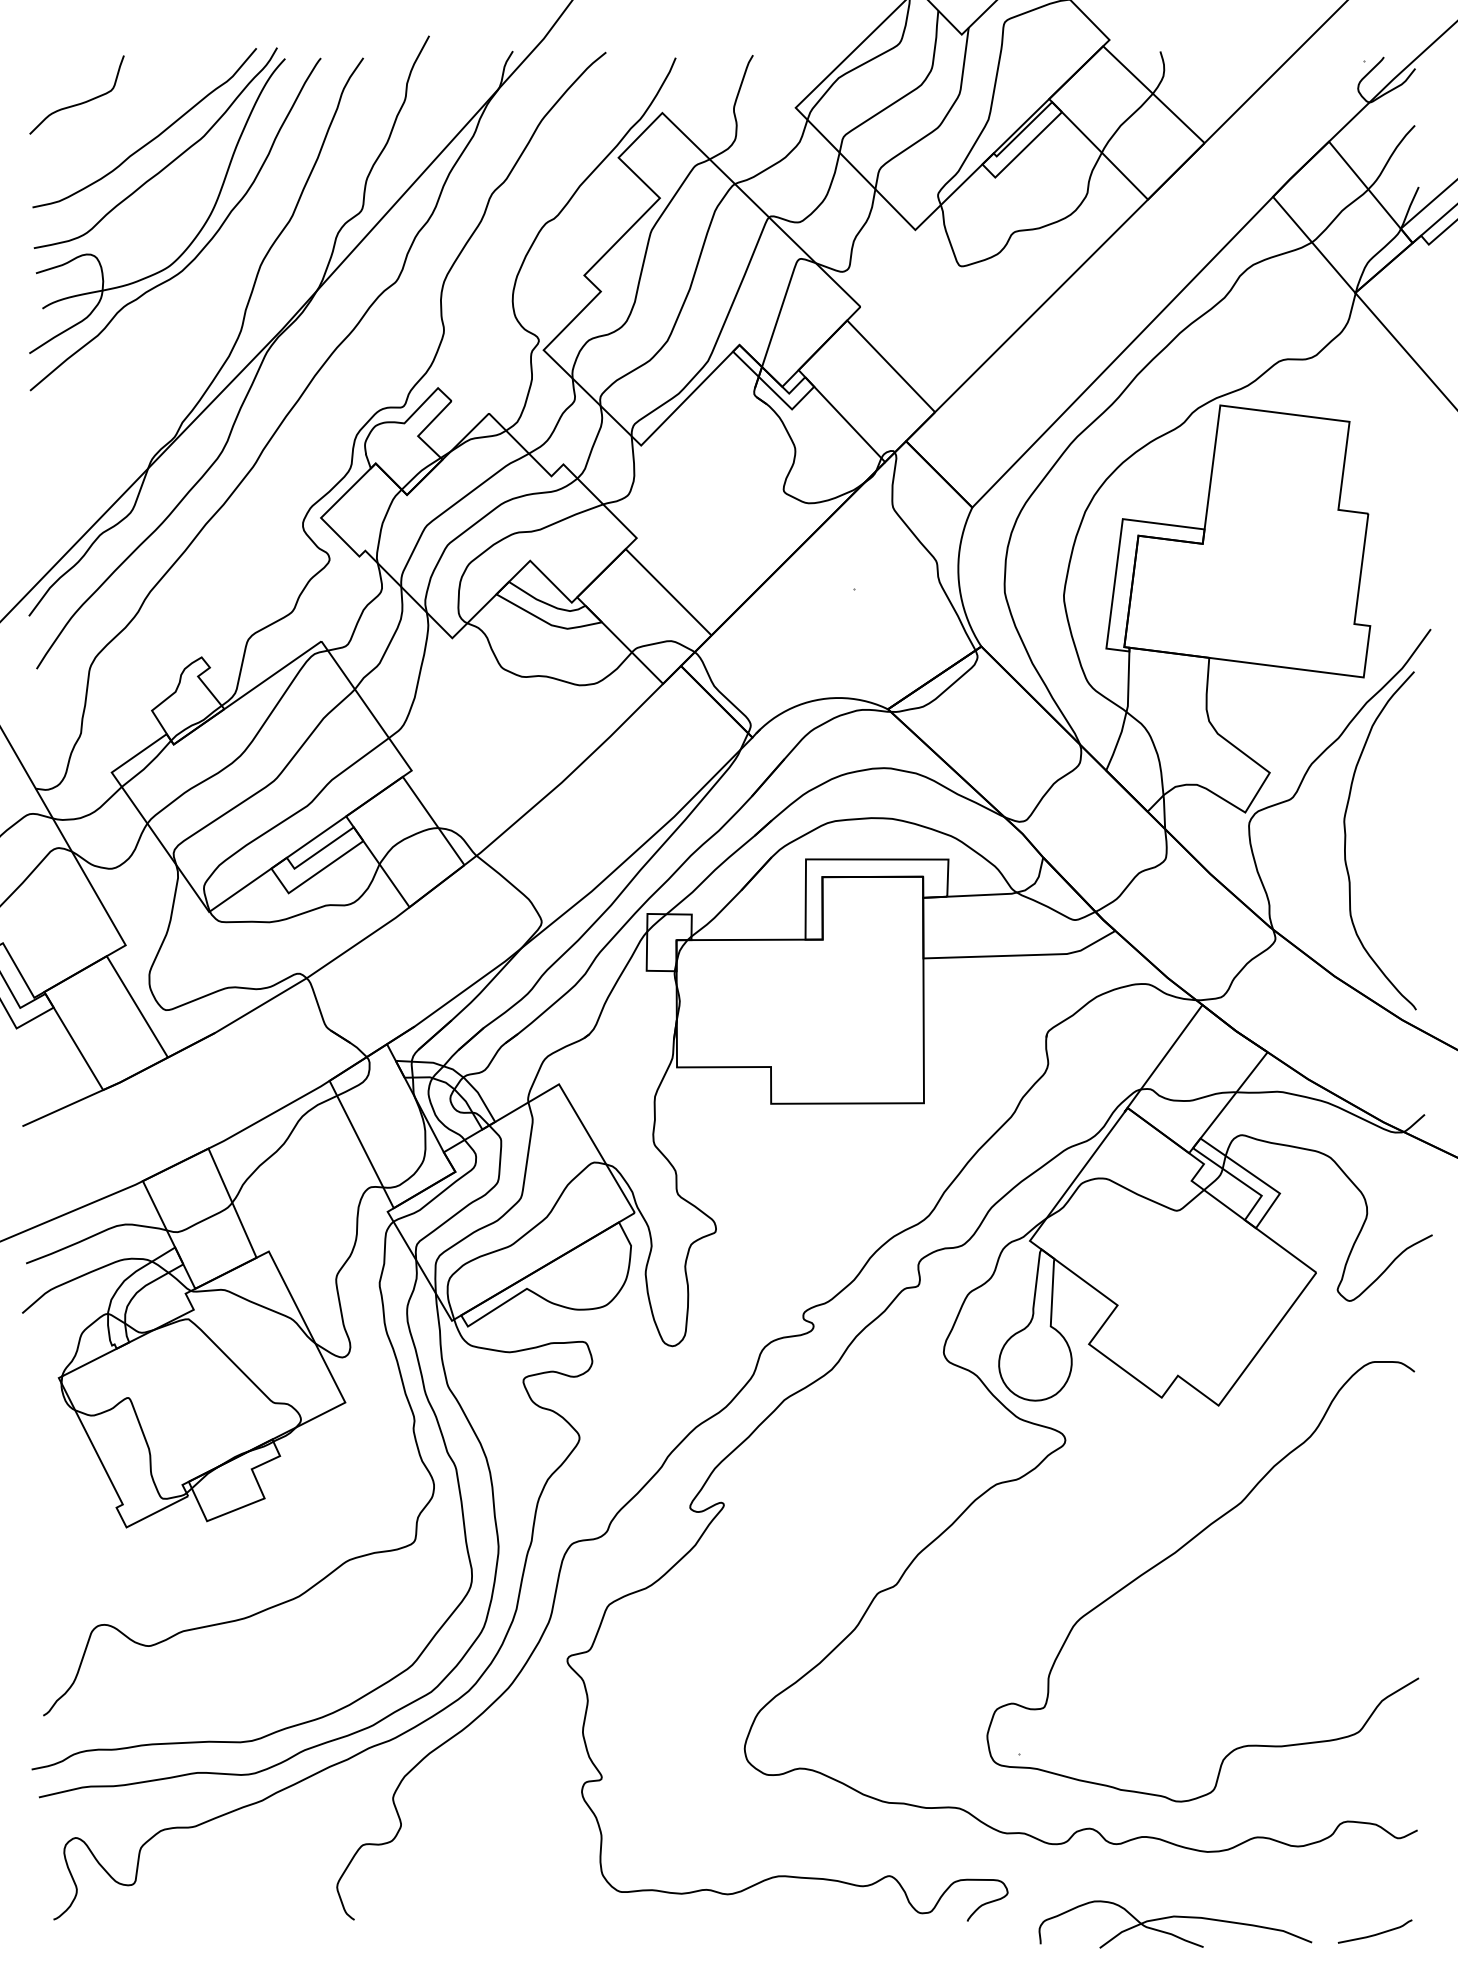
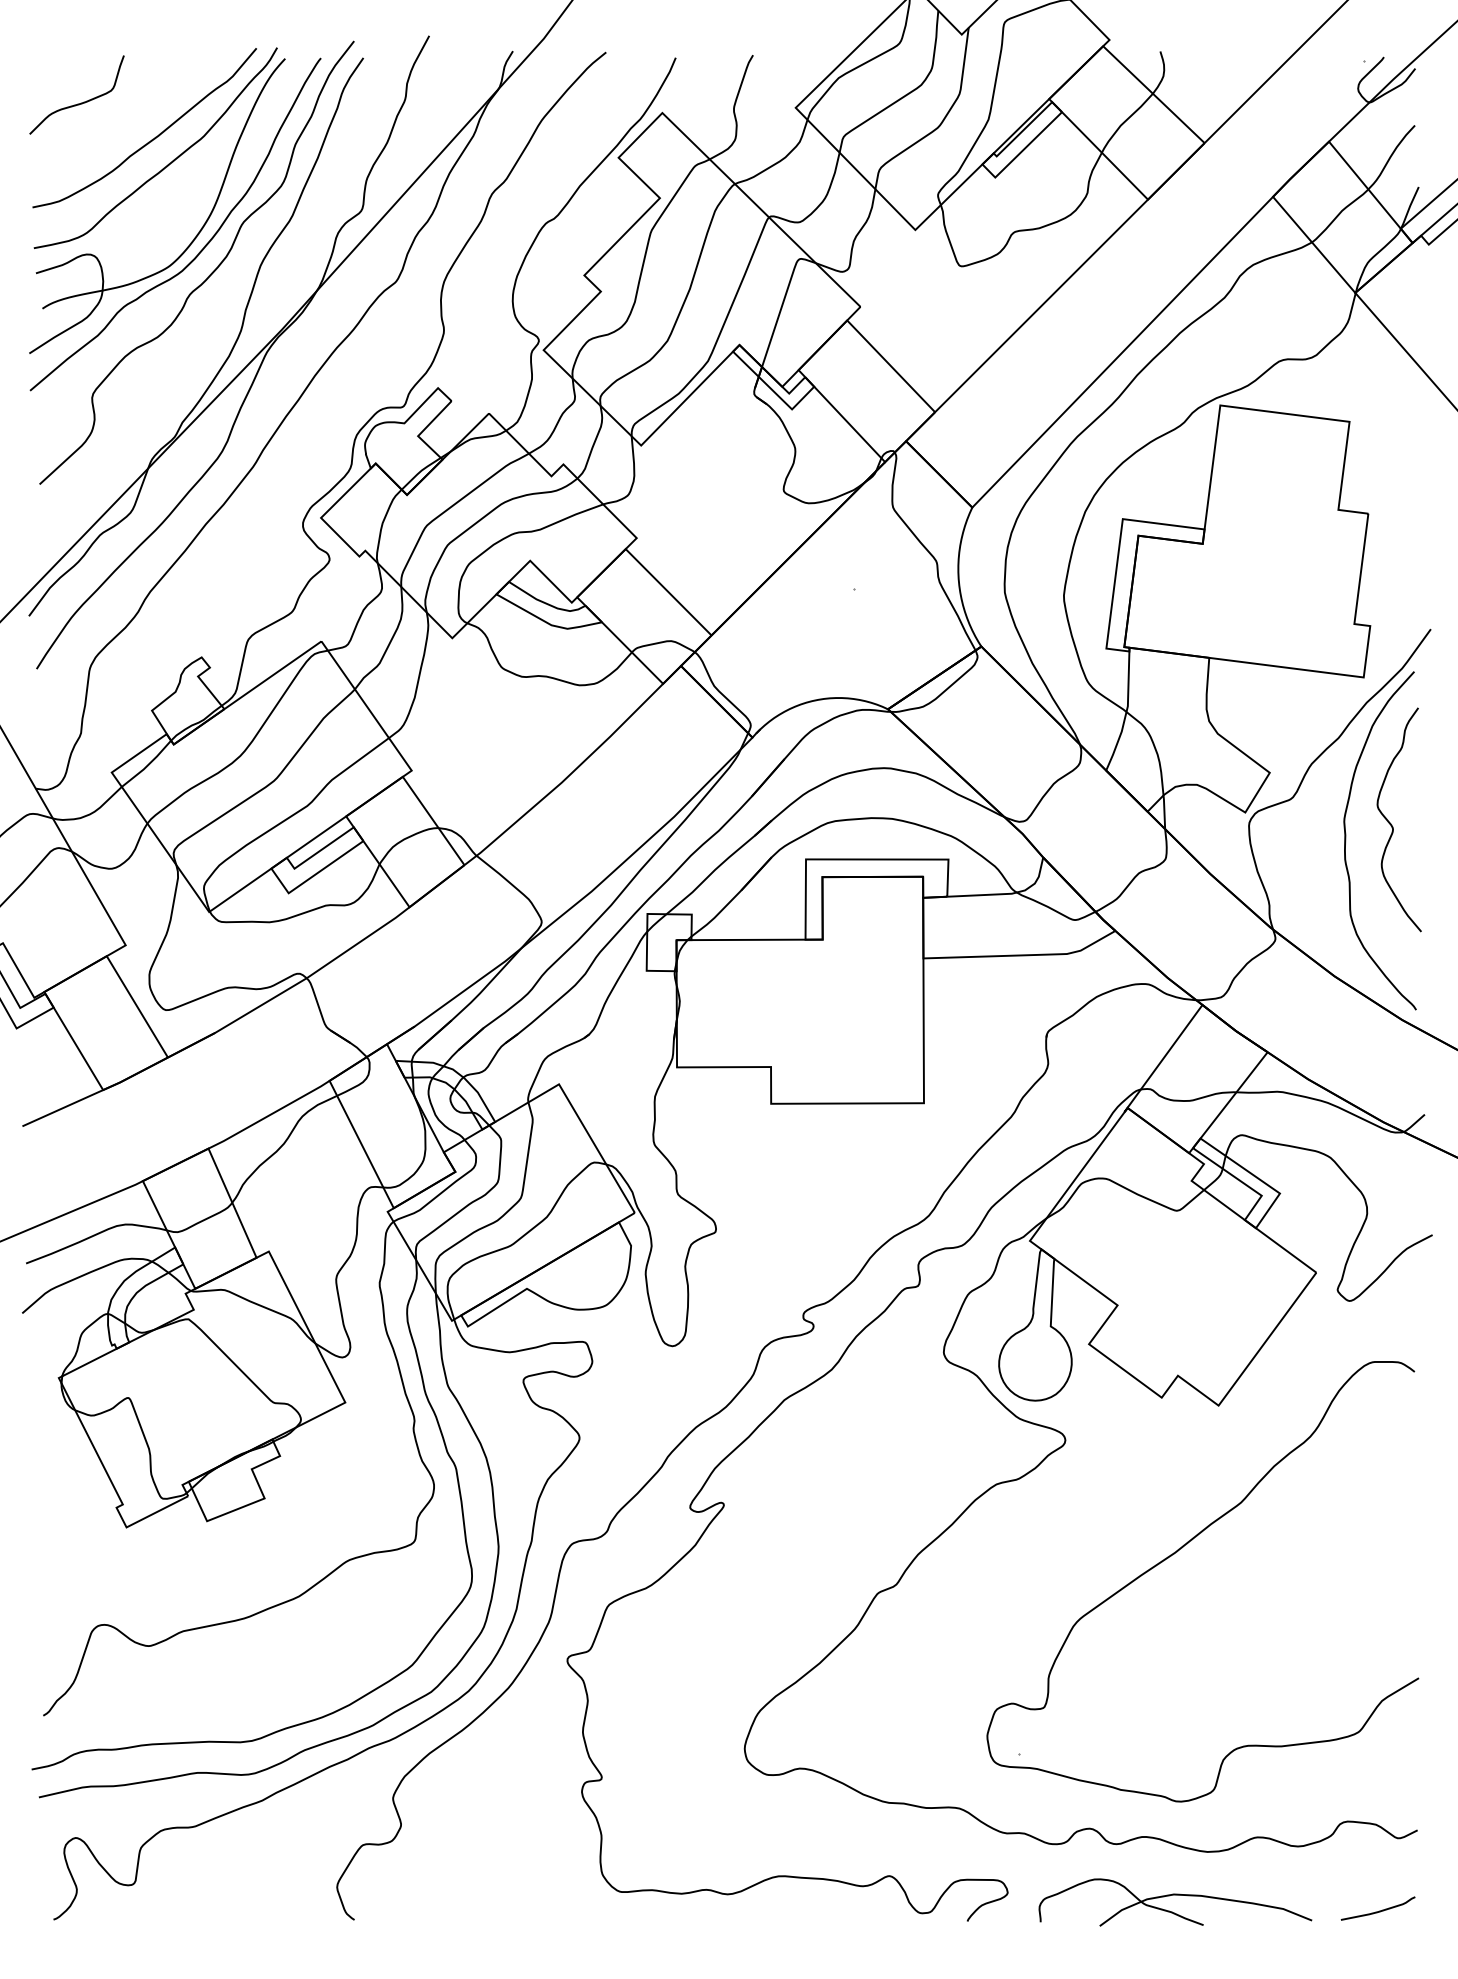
curve: none -> present (209, 274)
curve: none -> present (1391, 823)
part position: (1175, 1917) -> (1175, 1895) (1175, 1895)
curve position: (1376, 1933) -> (1379, 1910) (1379, 1910)
